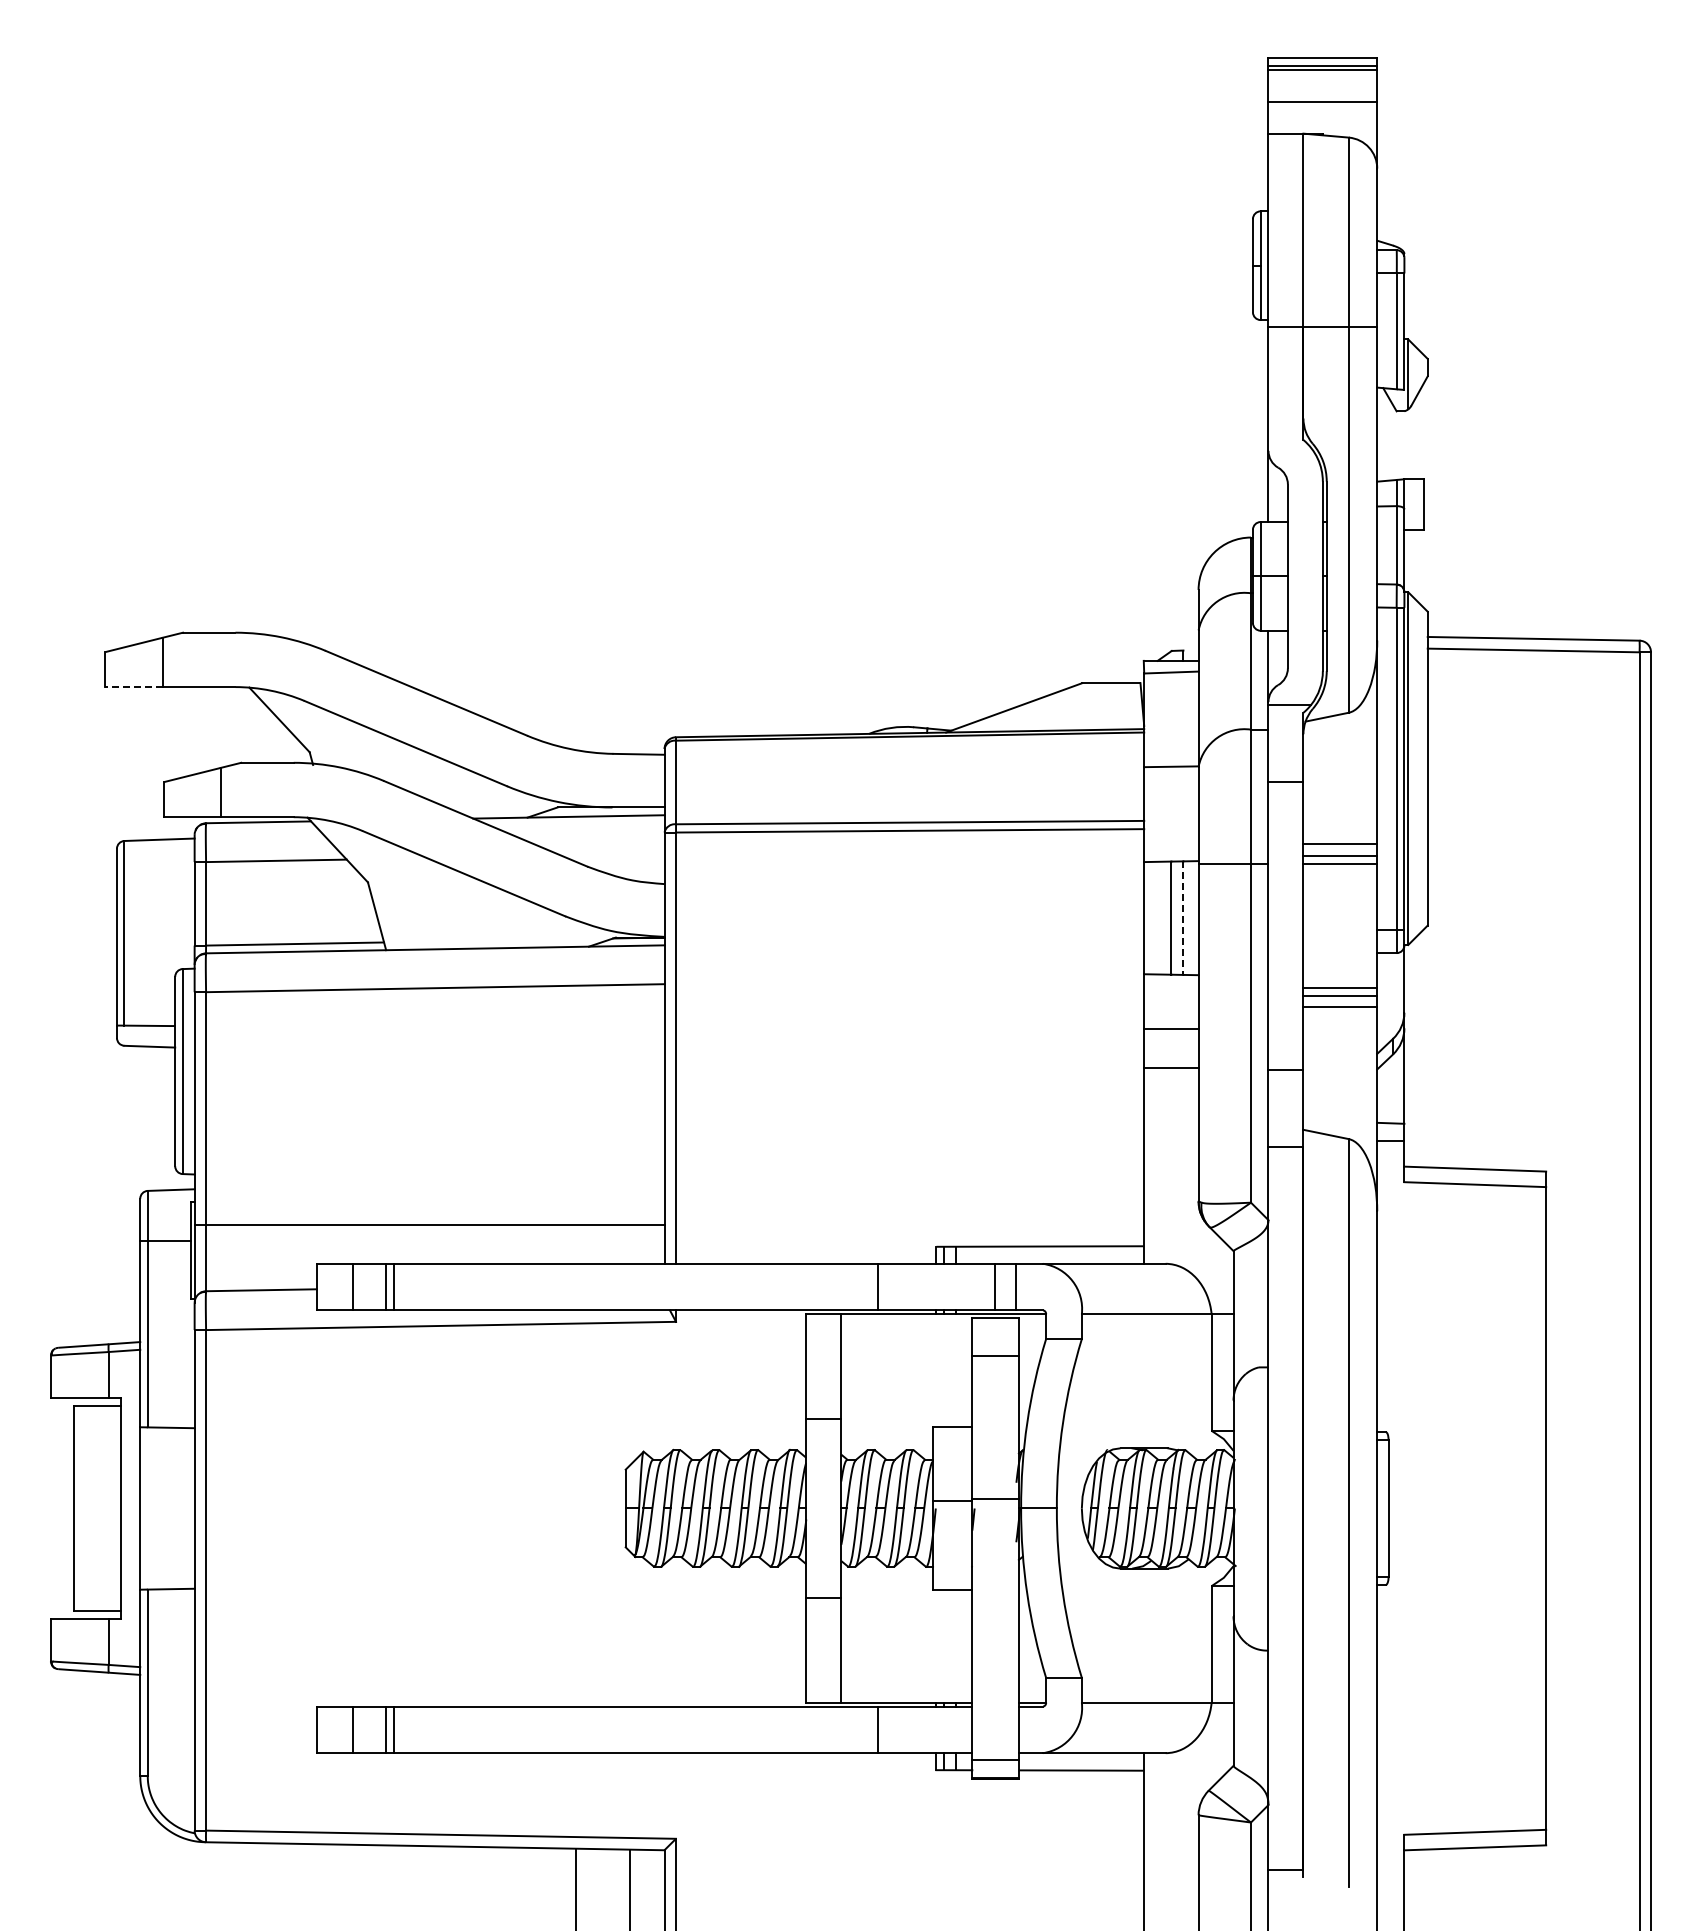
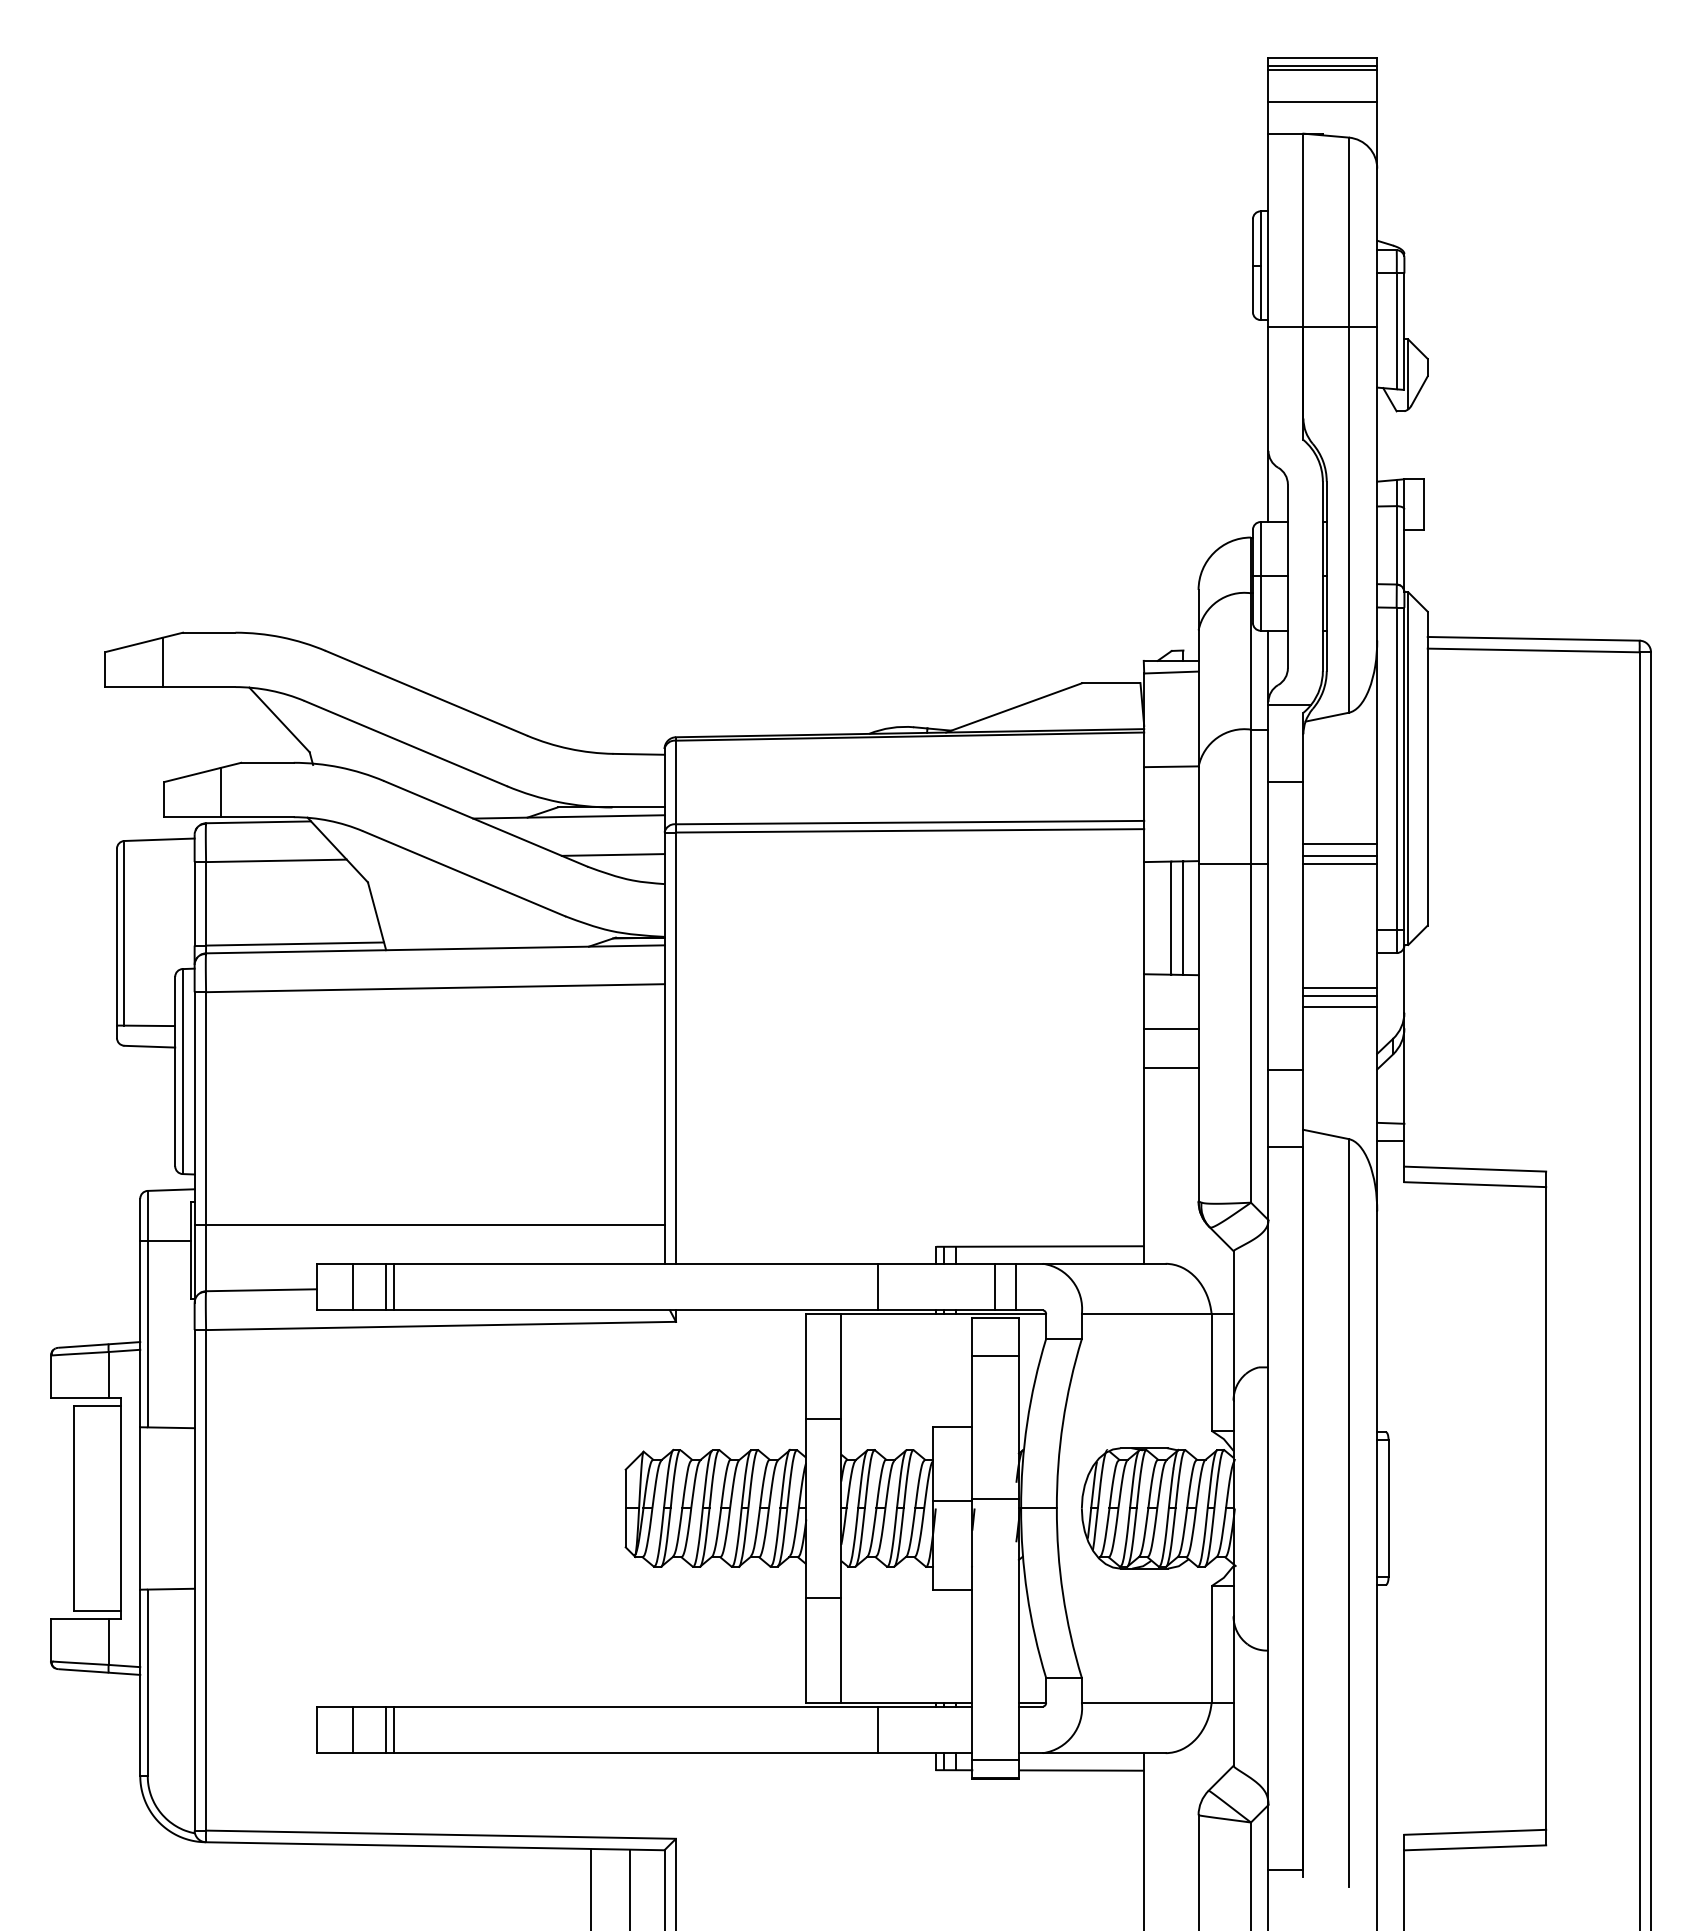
line: dashed -> solid (133, 687)
line: none -> present (612, 854)
line: dashed -> solid (1183, 918)
line position: (575, 1887) -> (590, 1887) (590, 1887)
